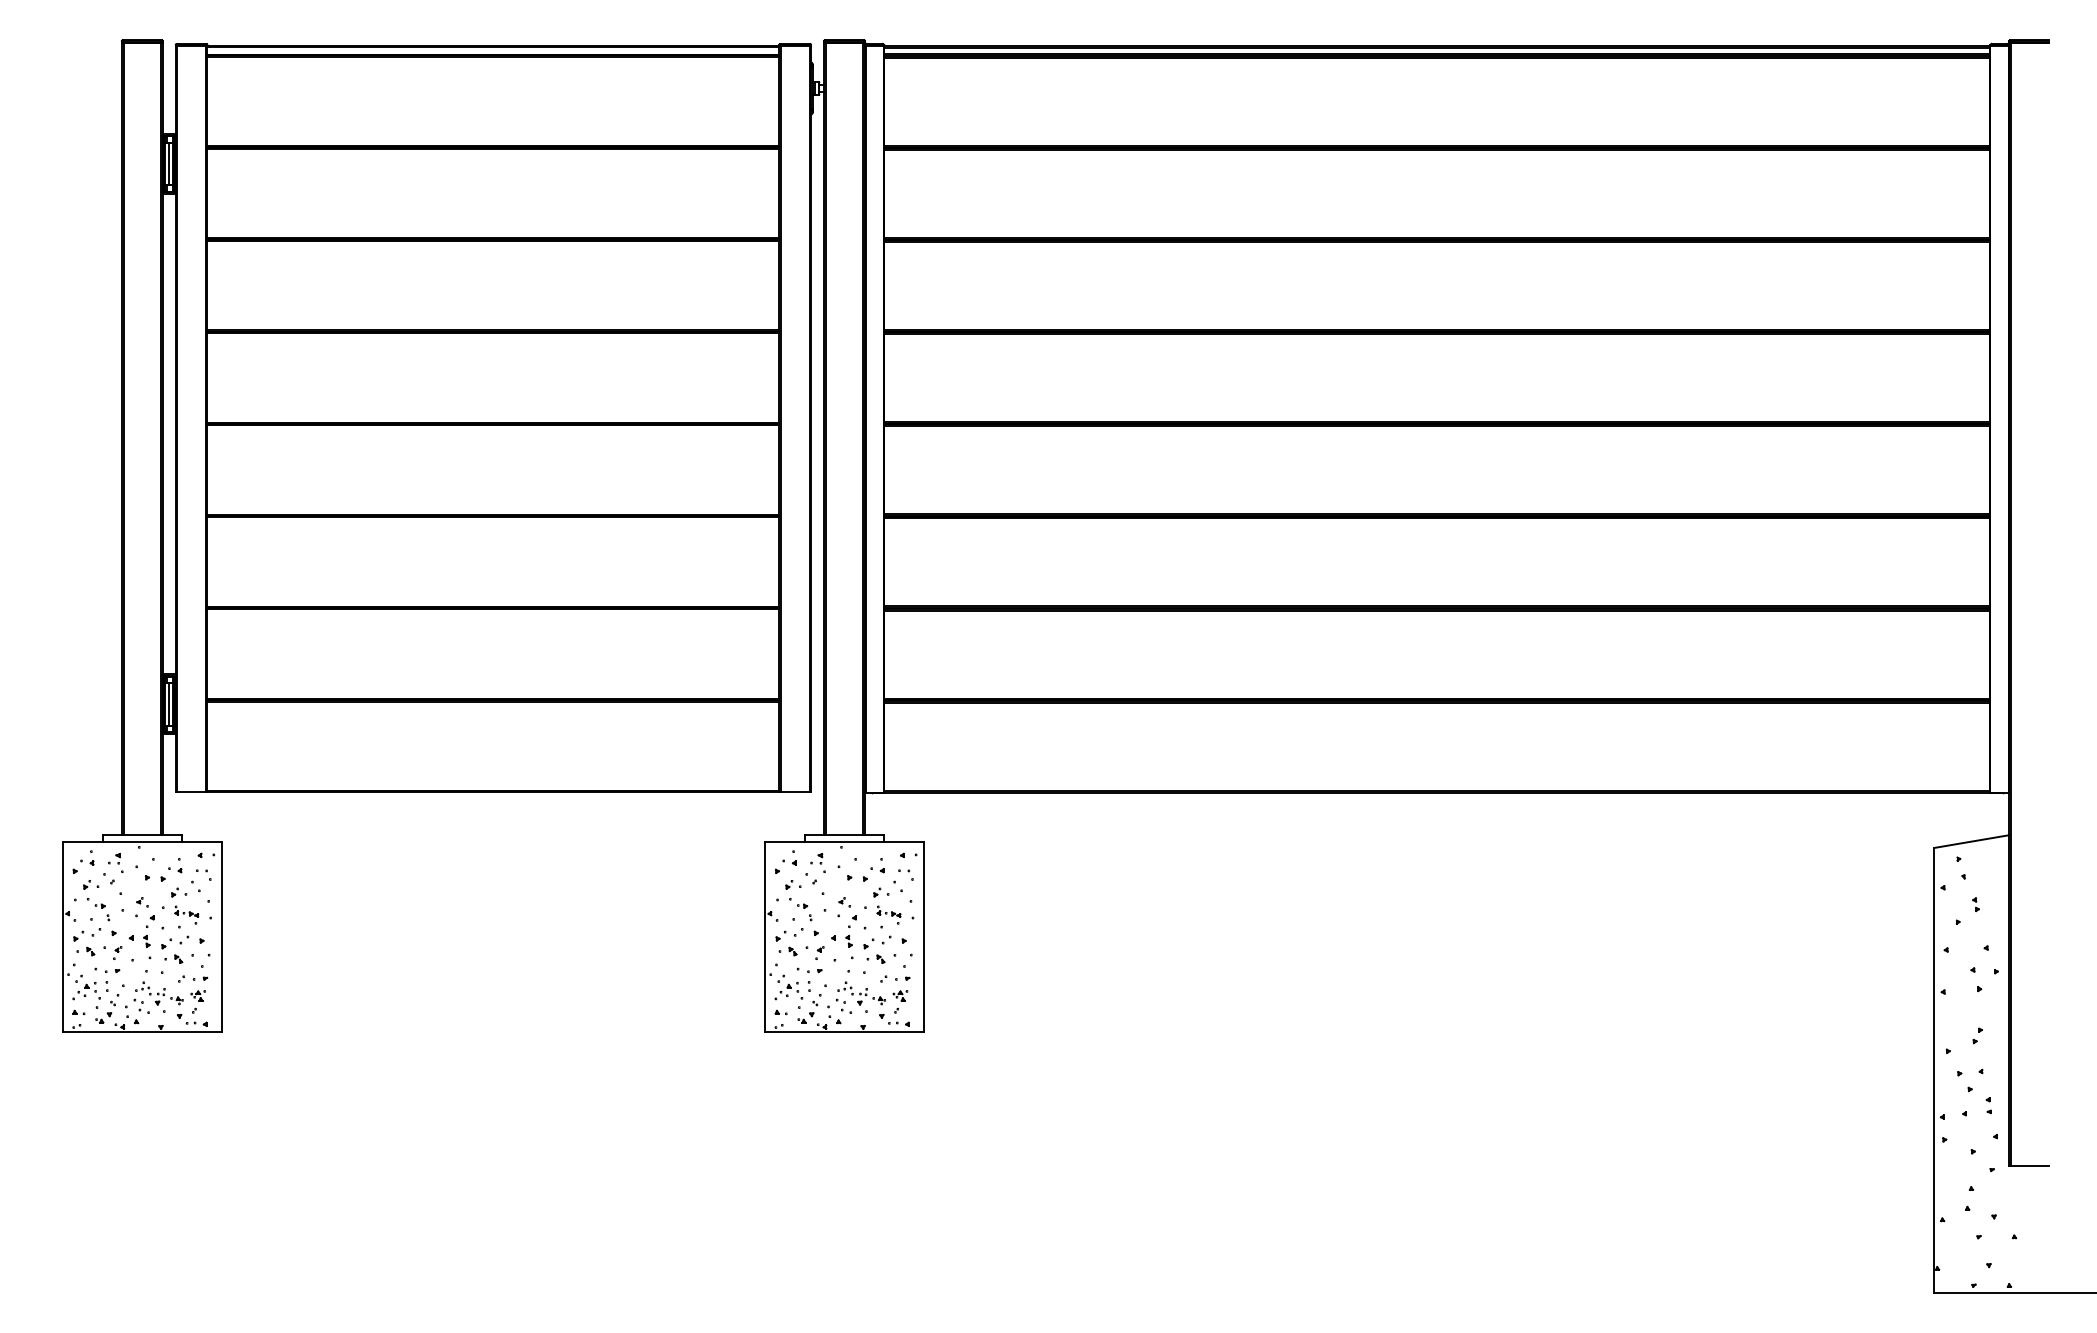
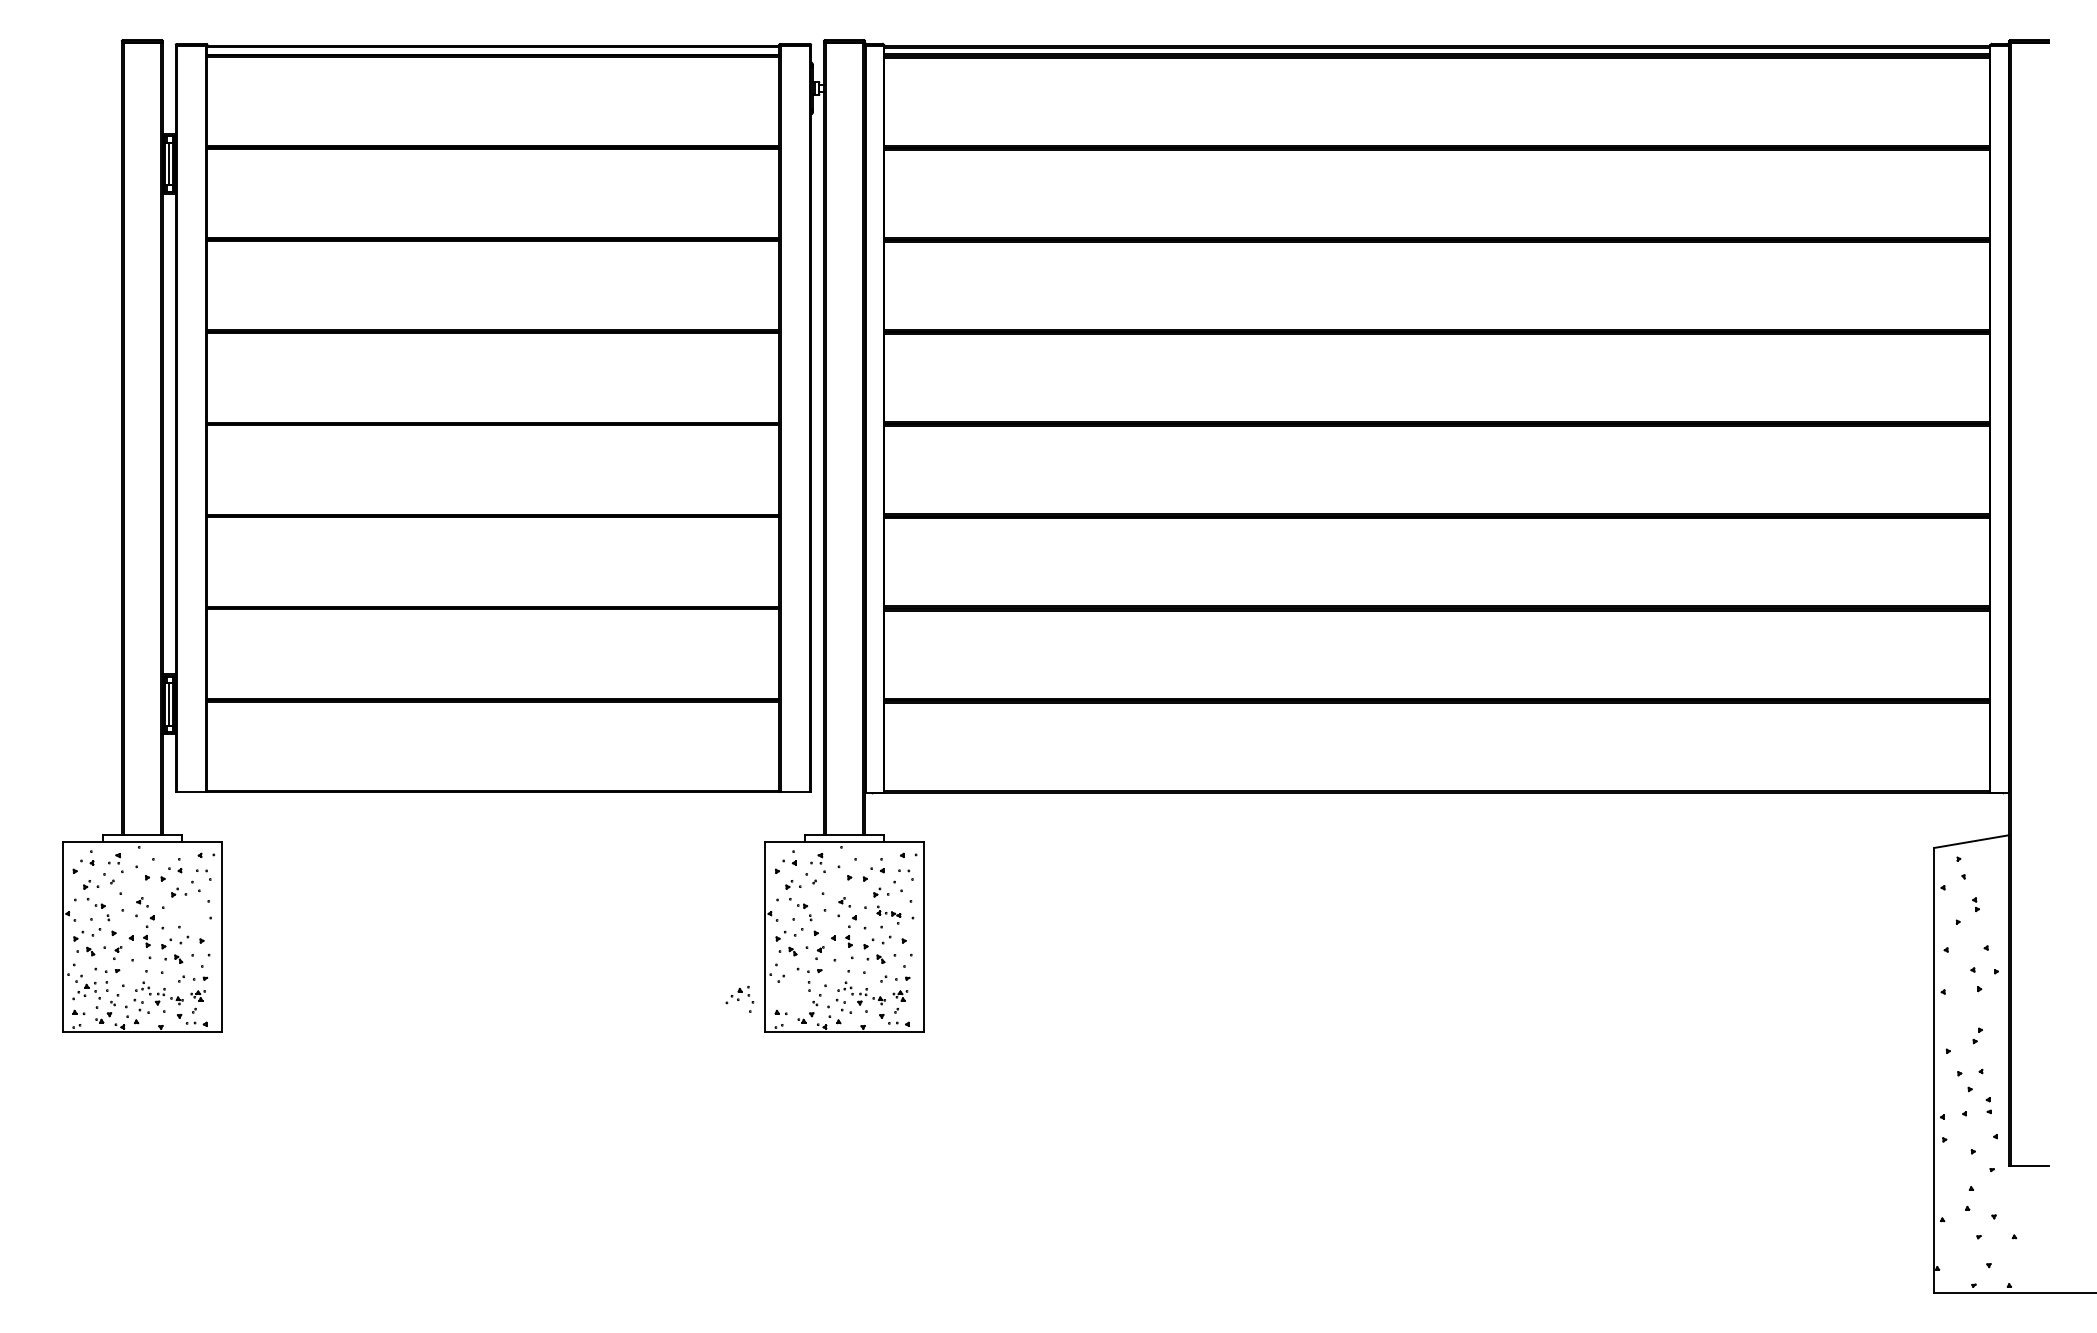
part: present -> none (186, 914)
part position: (788, 994) -> (739, 998) (739, 998)
